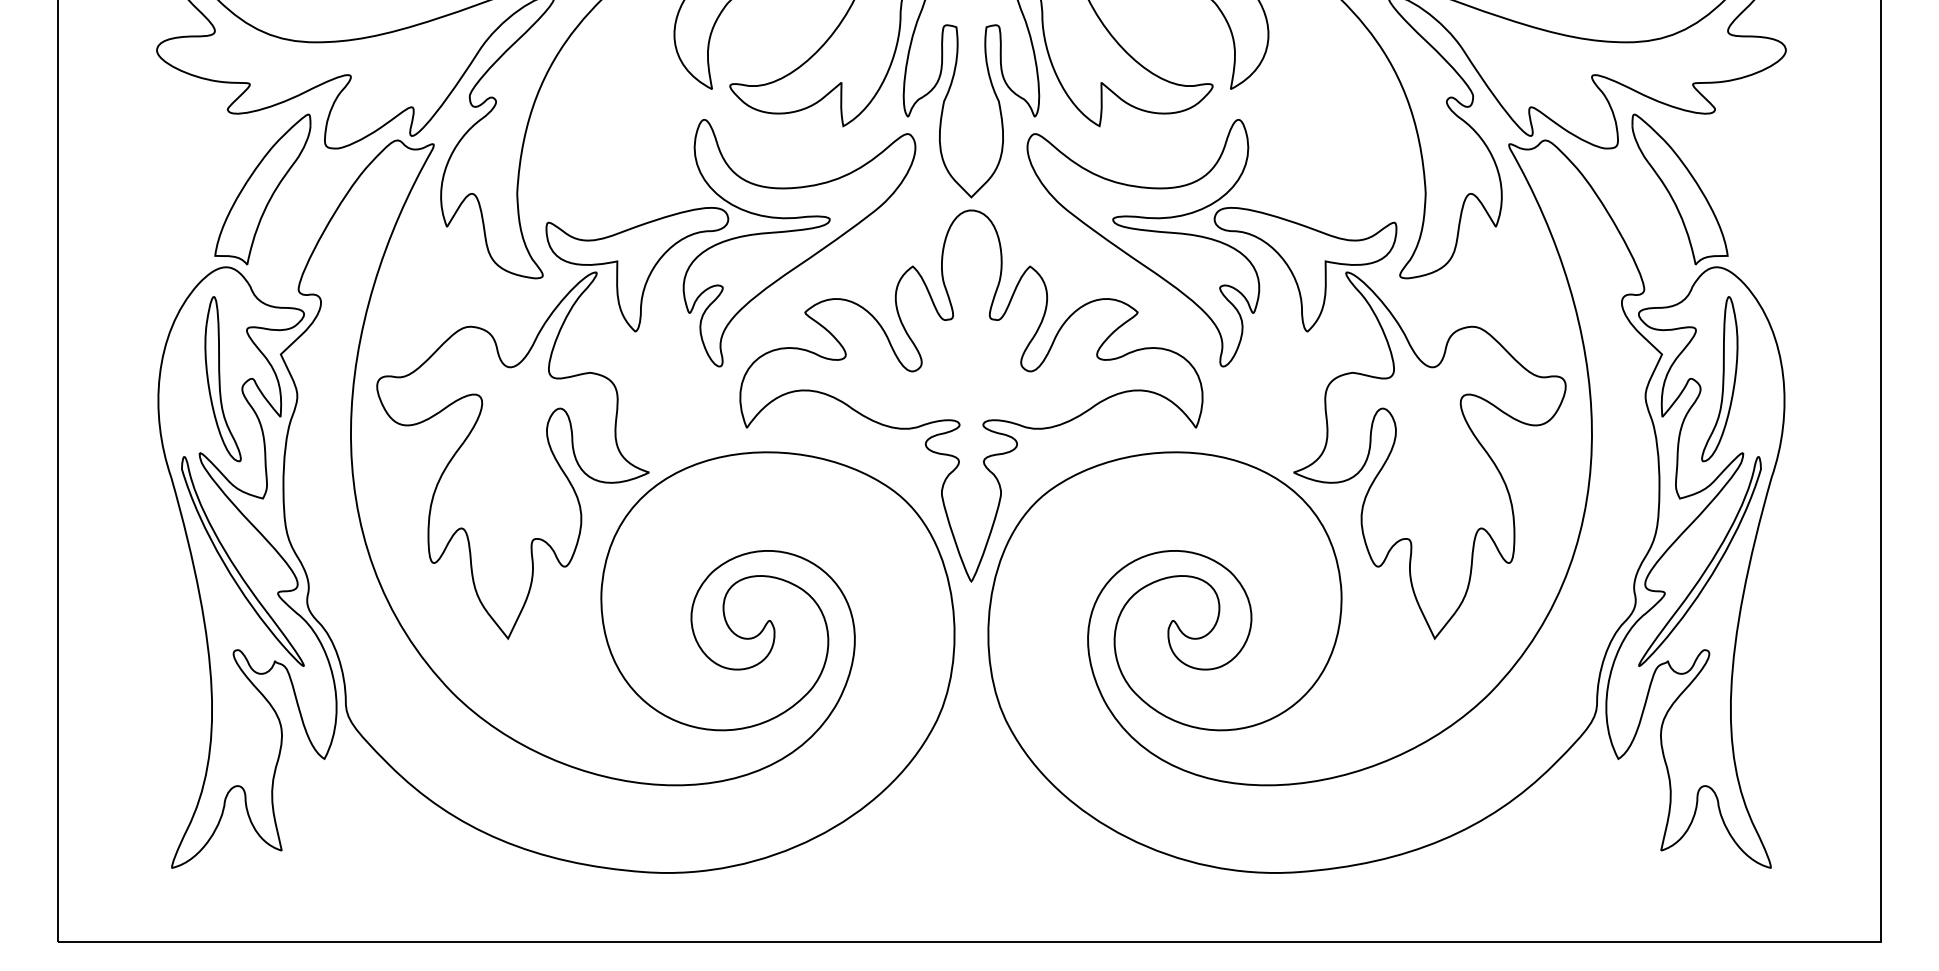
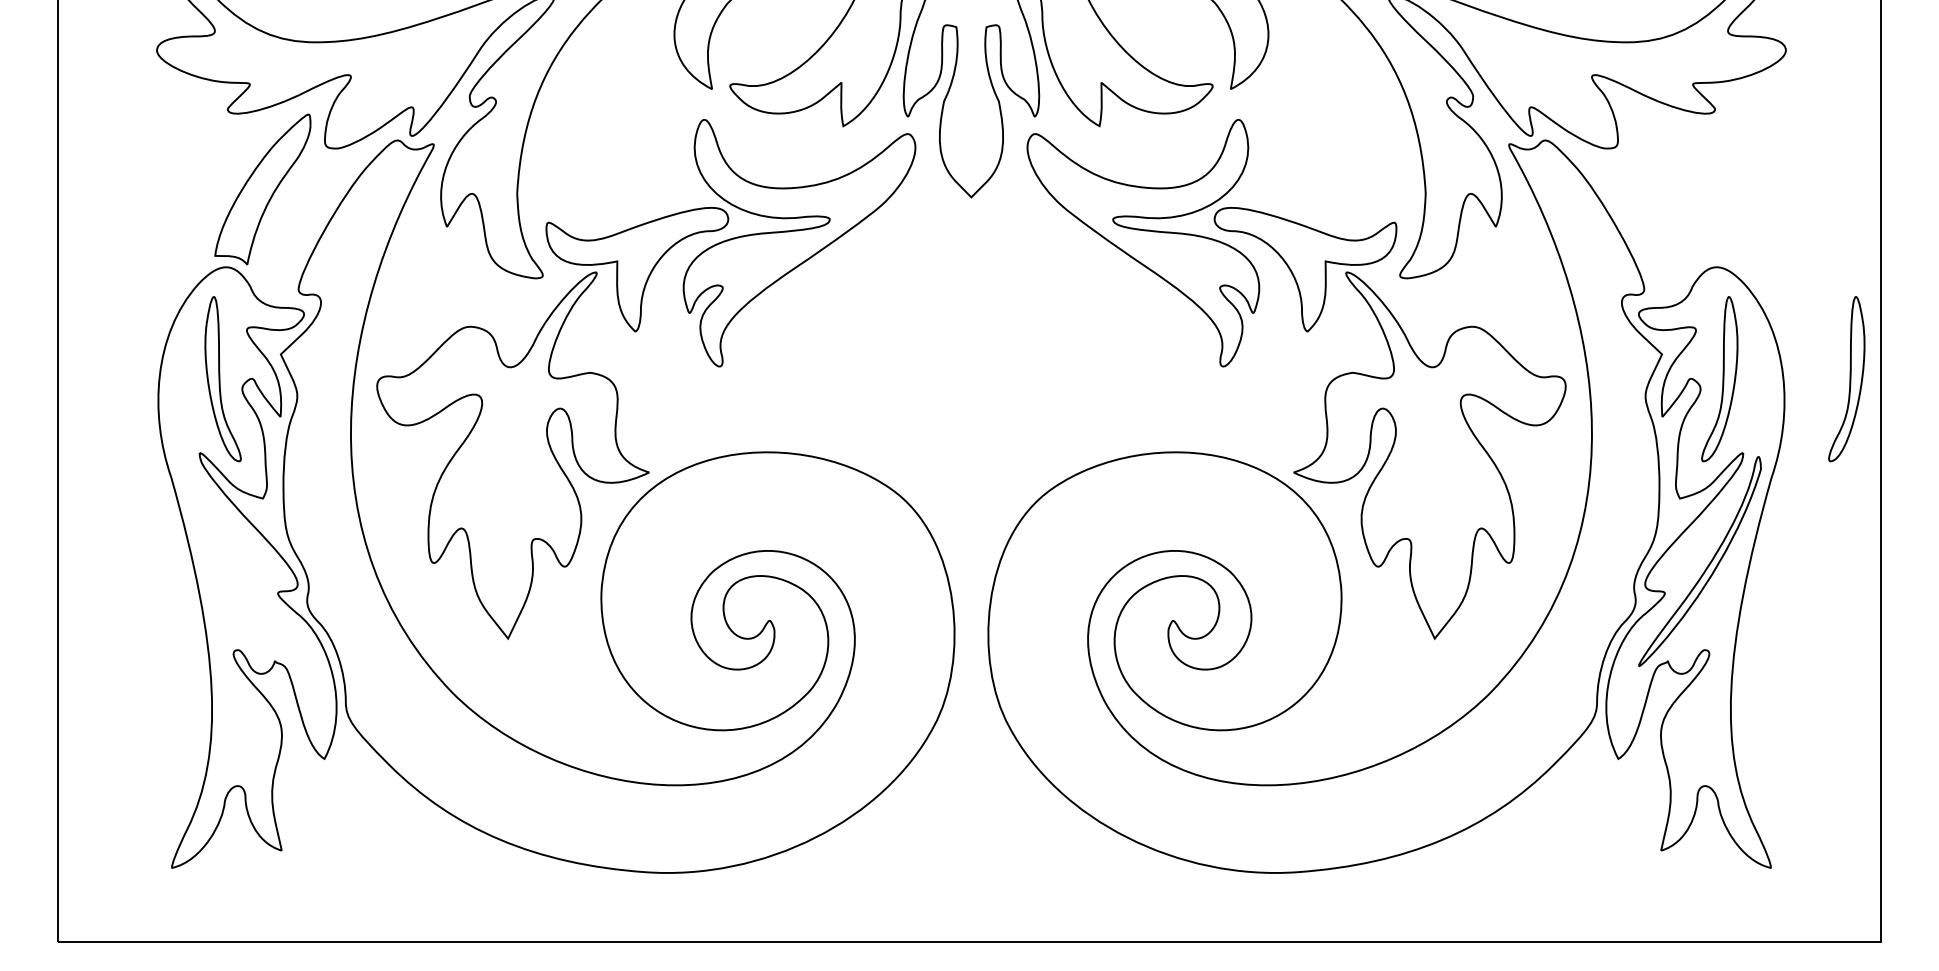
part: present -> none (1679, 189)
part: none -> present (1846, 379)
part: present -> none (971, 395)
part: present -> none (235, 565)
